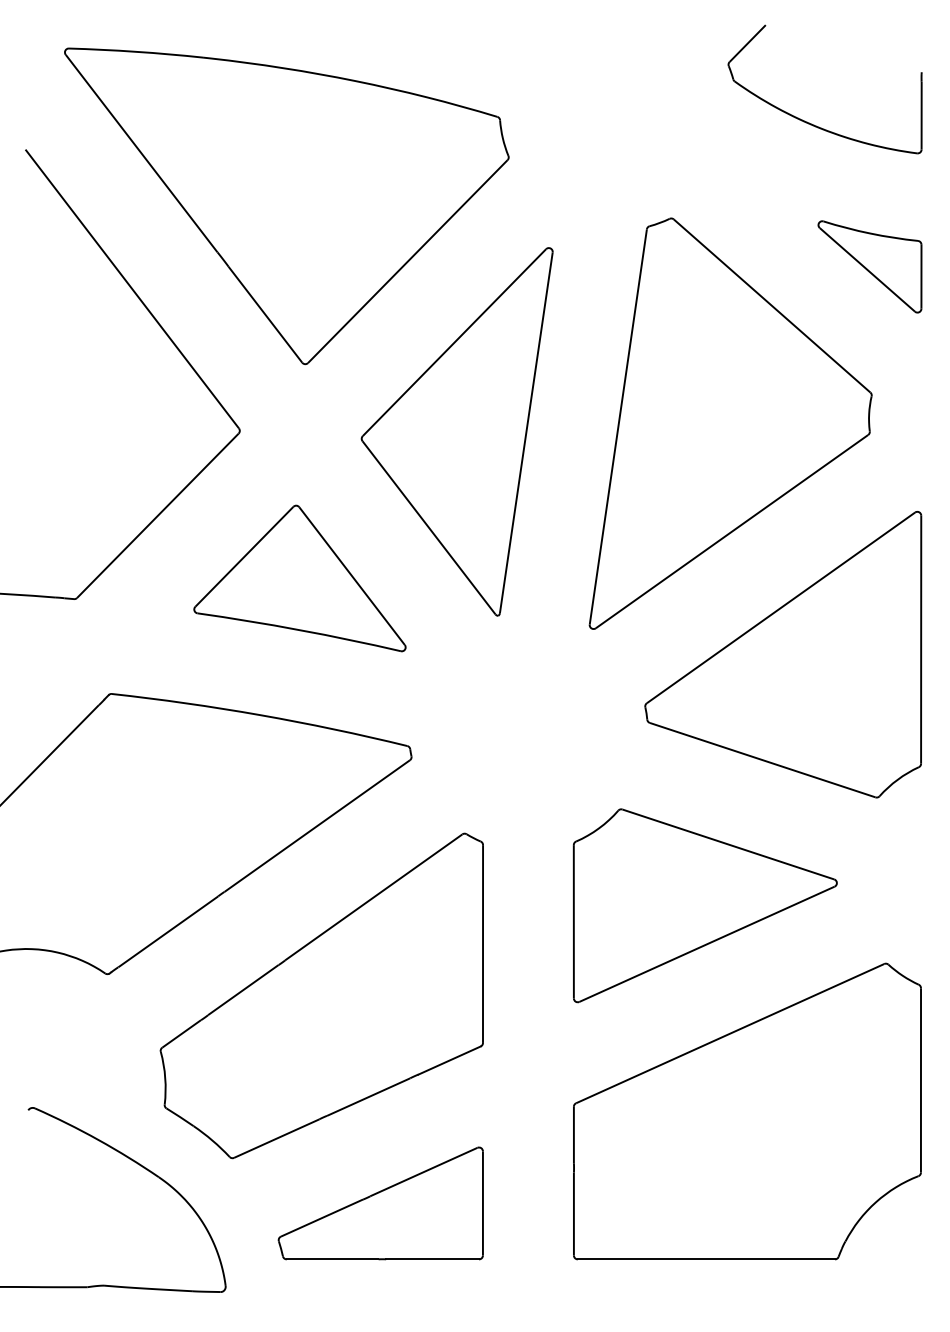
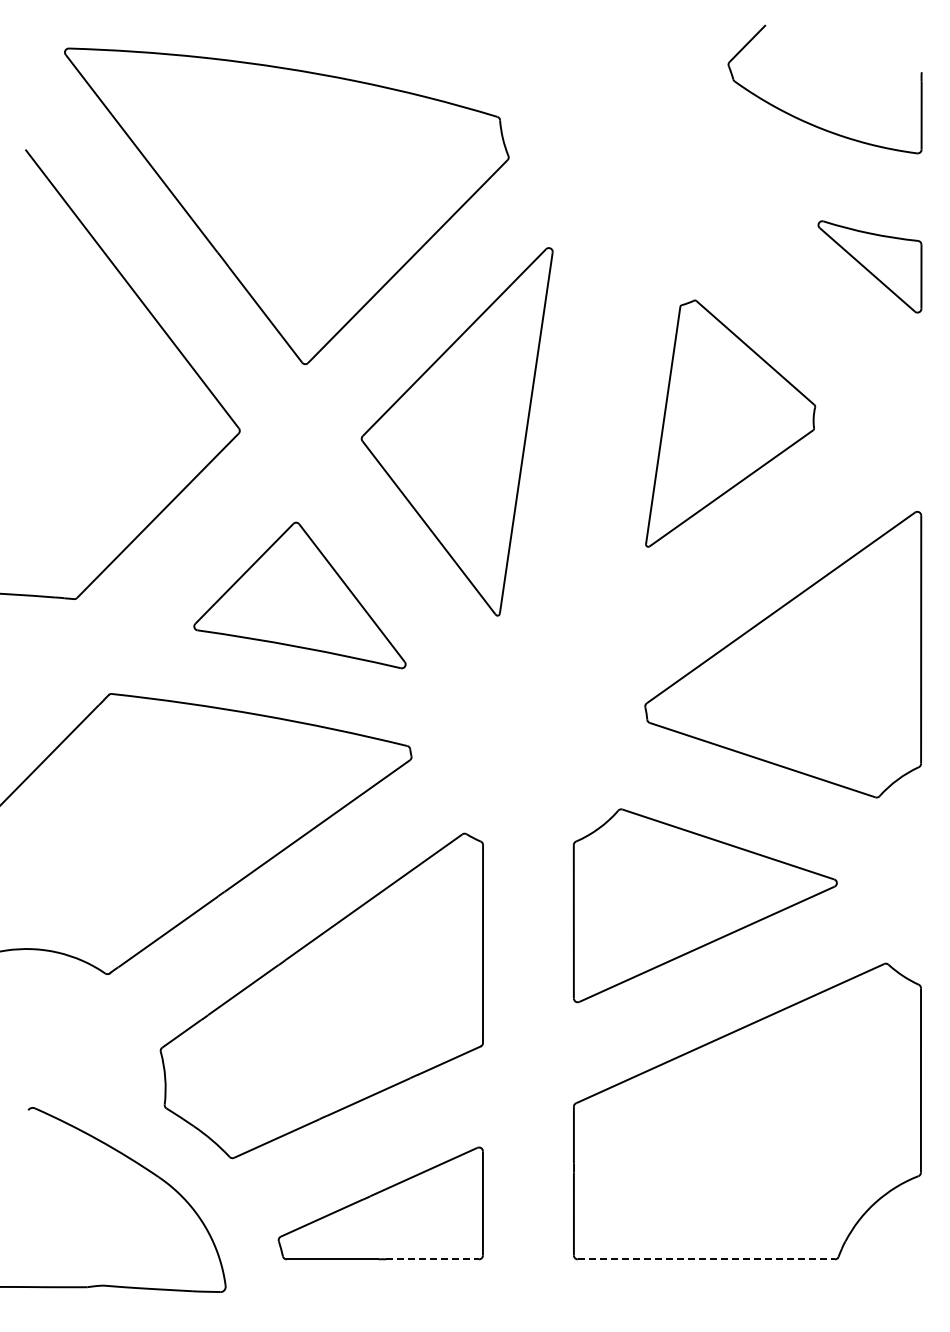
part size: 285x413 px -> 172x249 px (730, 423)
part position: (299, 578) -> (299, 595) (299, 595)
line: solid -> dashed (433, 1259)
line: solid -> dashed (706, 1259)
